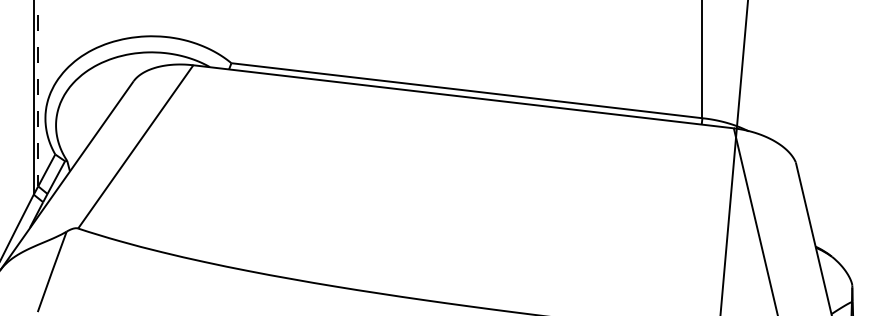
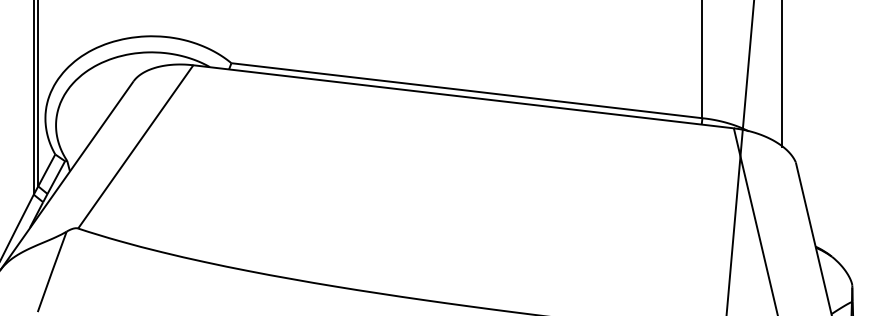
line: none -> present (781, 74)
line: dashed -> solid (38, 93)
line position: (733, 157) -> (739, 157) (739, 157)
